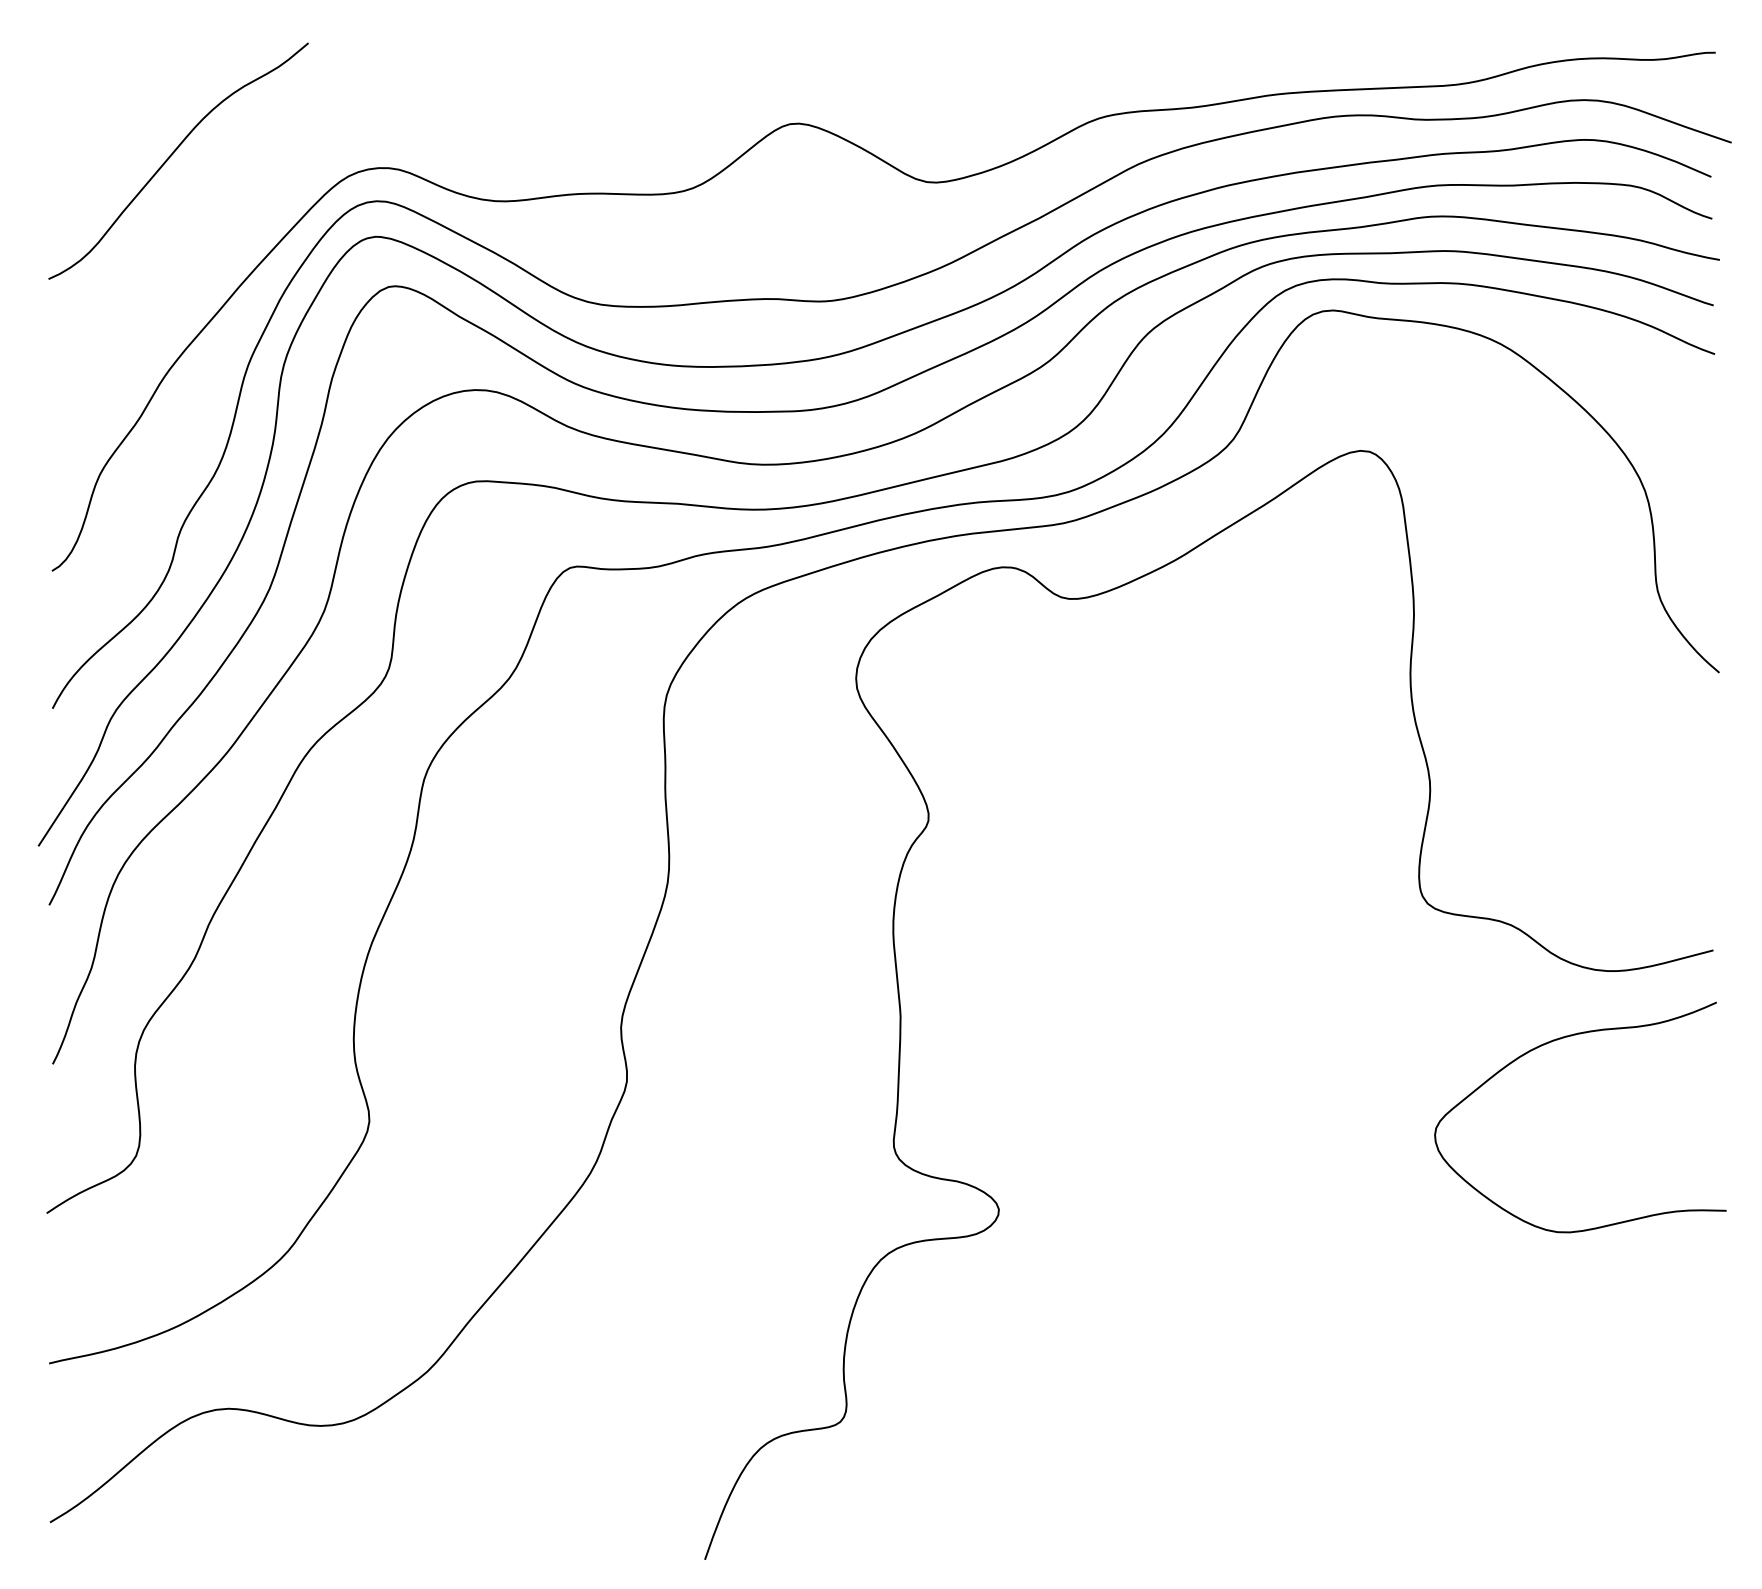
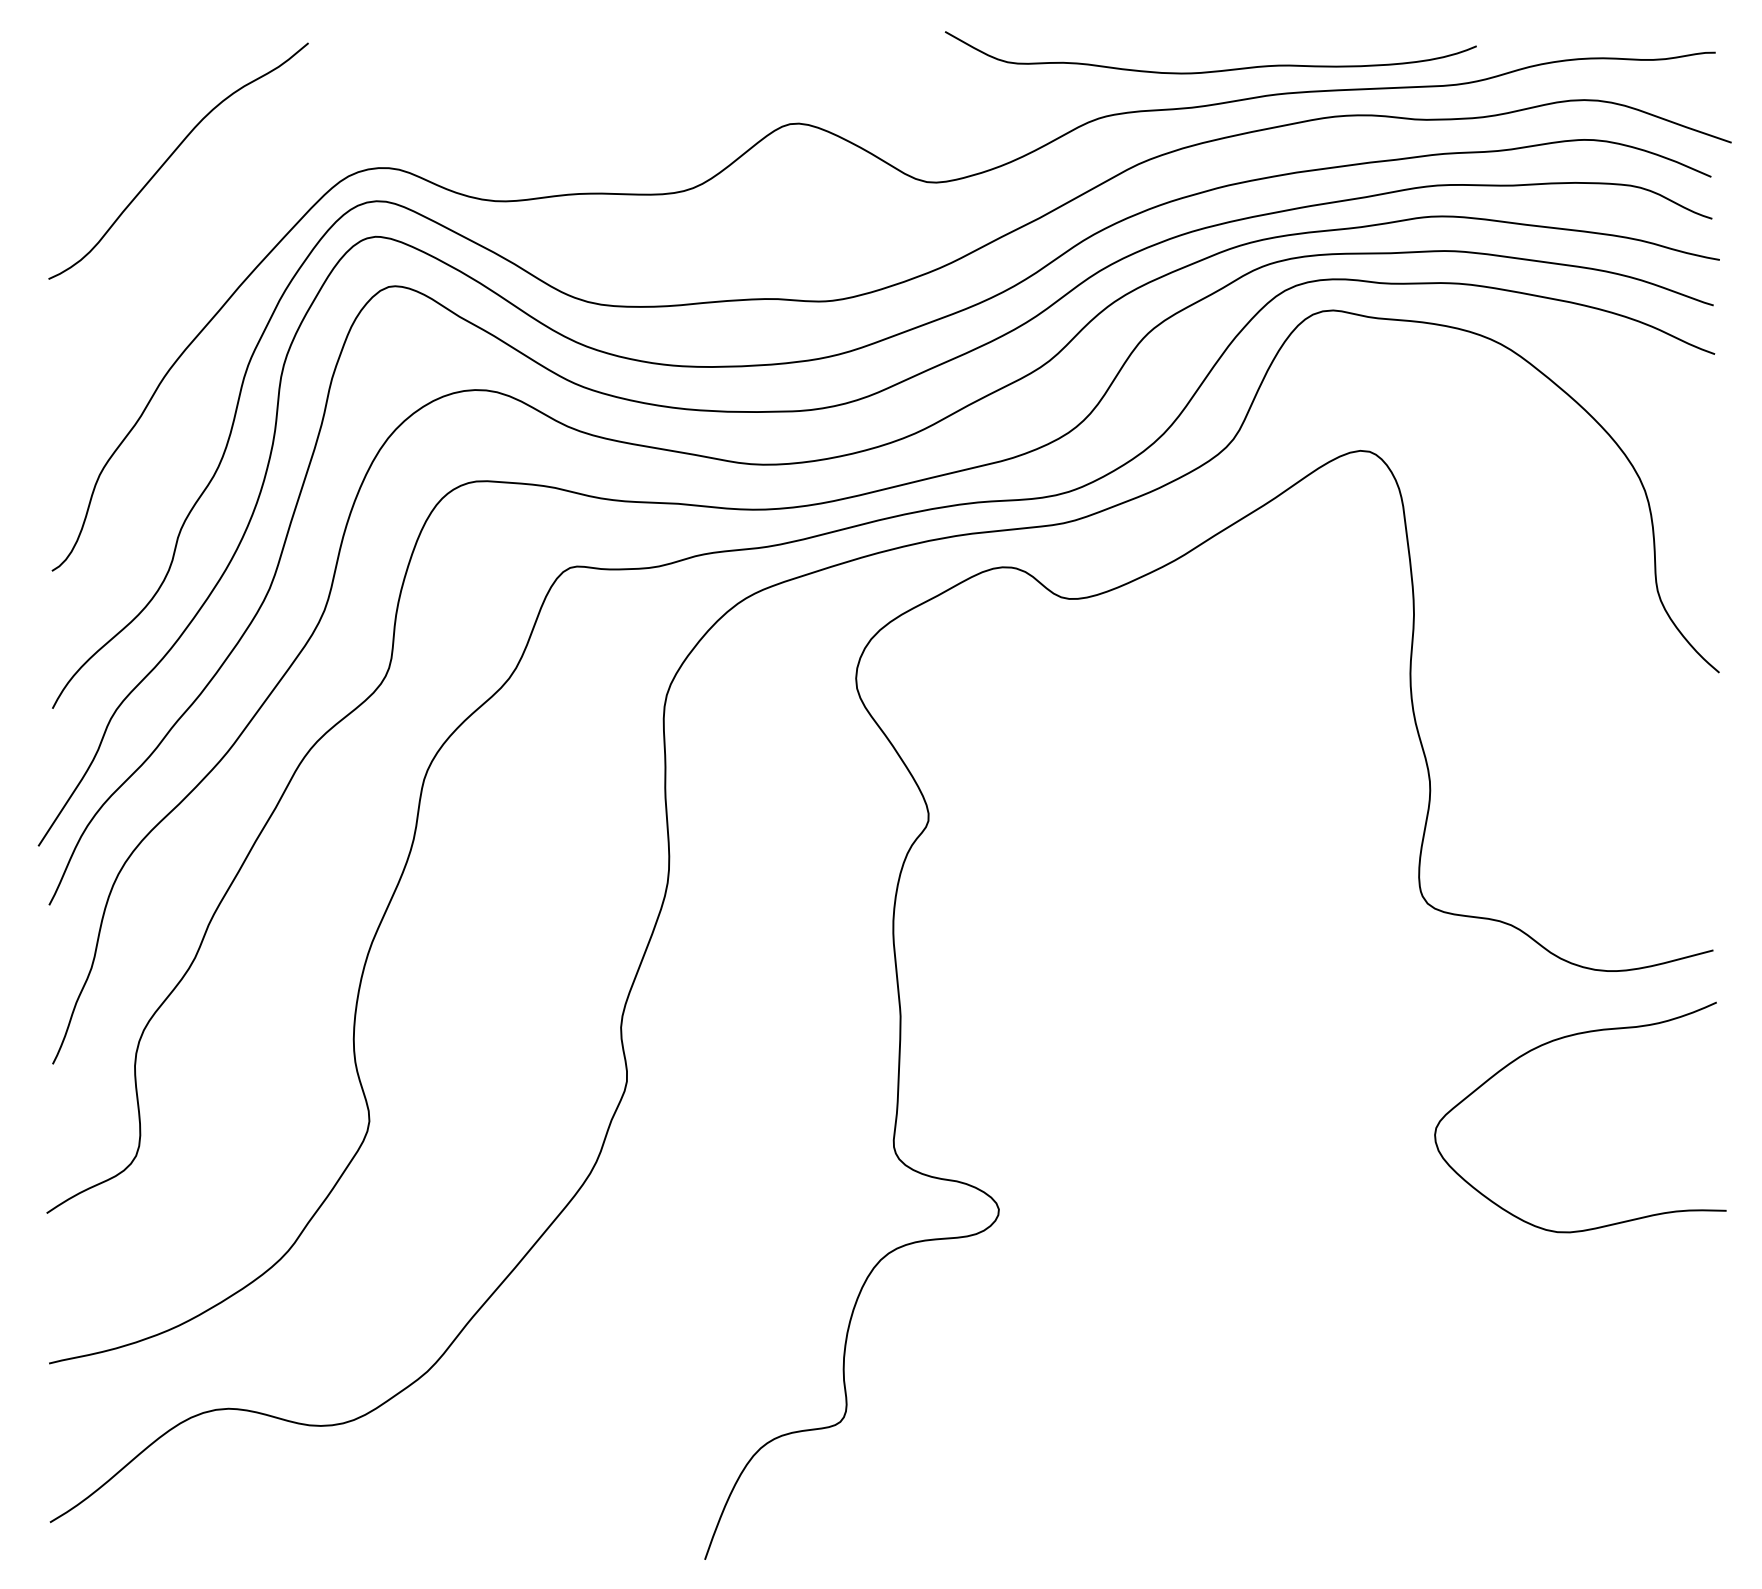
curve: none -> present (1212, 70)
